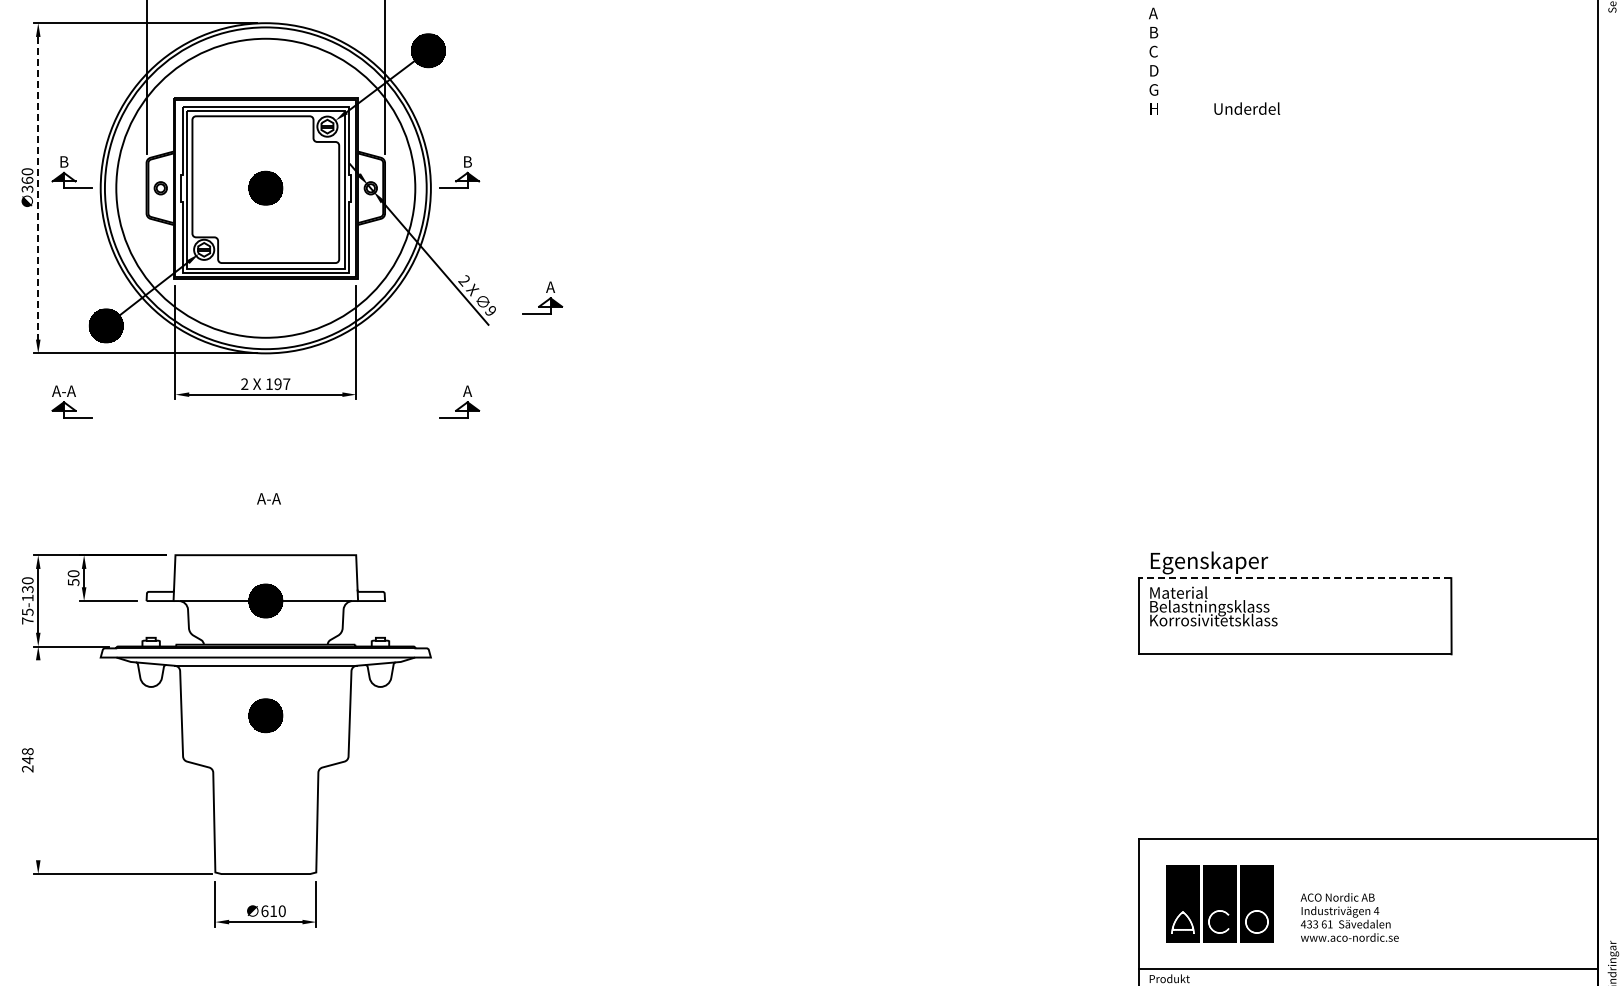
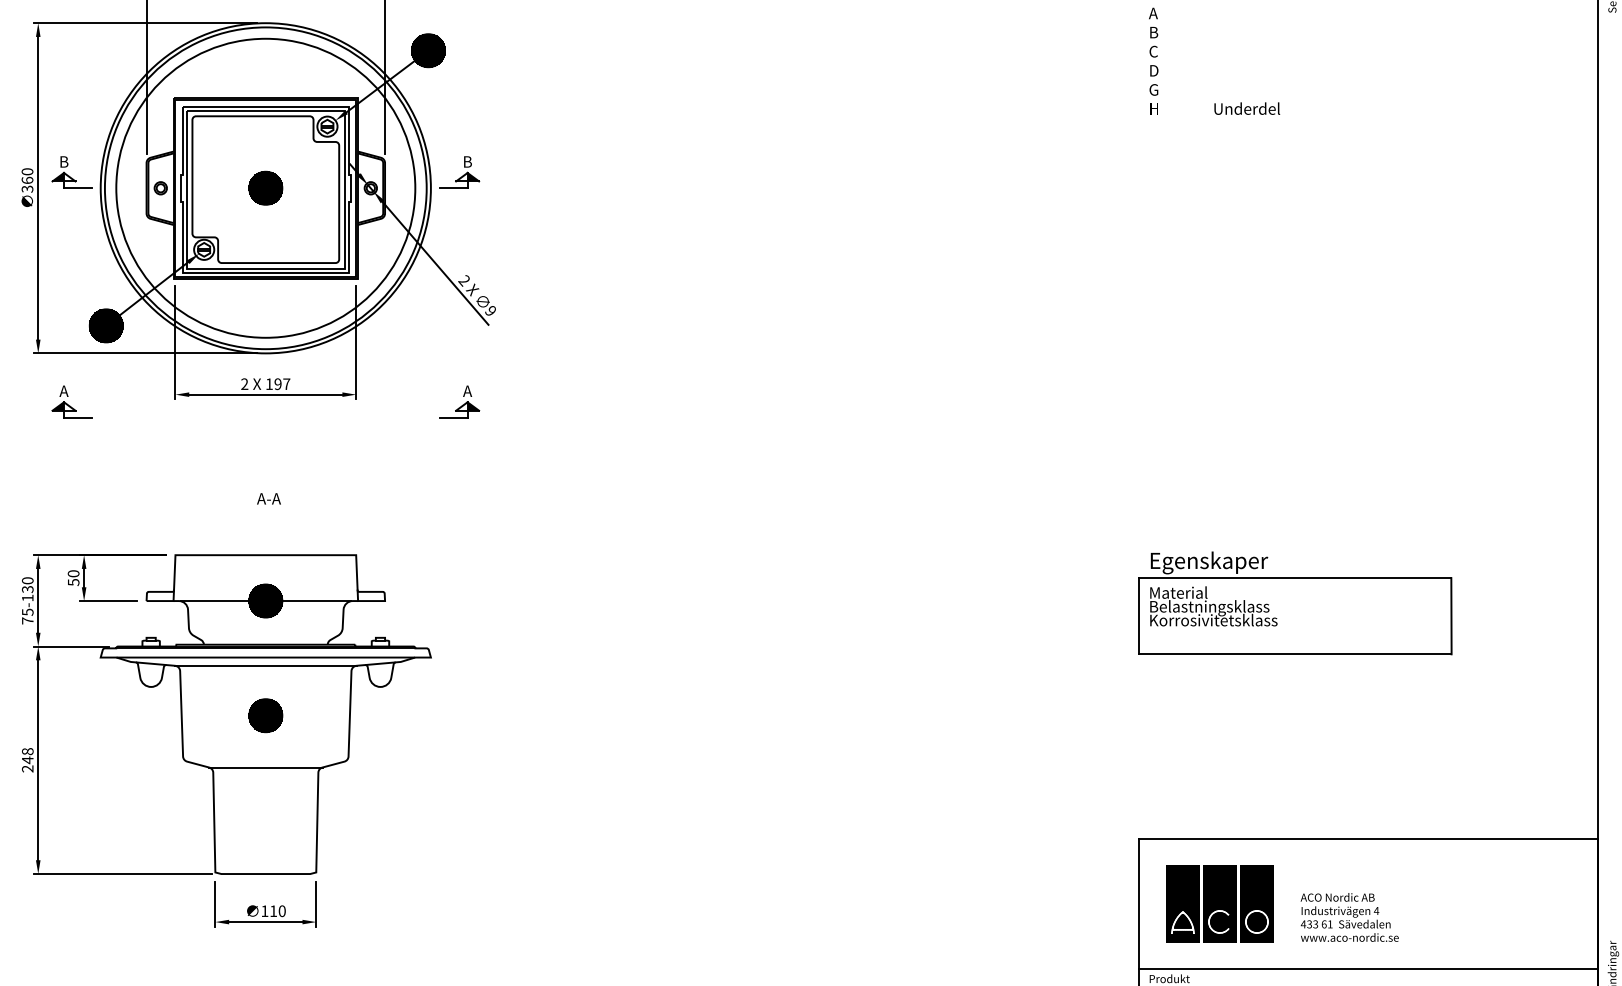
line: dashed -> solid (38, 188)
part: present -> none (542, 297)
text: A-A -> A (63, 390)
line: dashed -> solid (1295, 578)
line: none -> present (38, 760)
line: none -> present (265, 767)
text: 610 -> 110 (264, 911)
